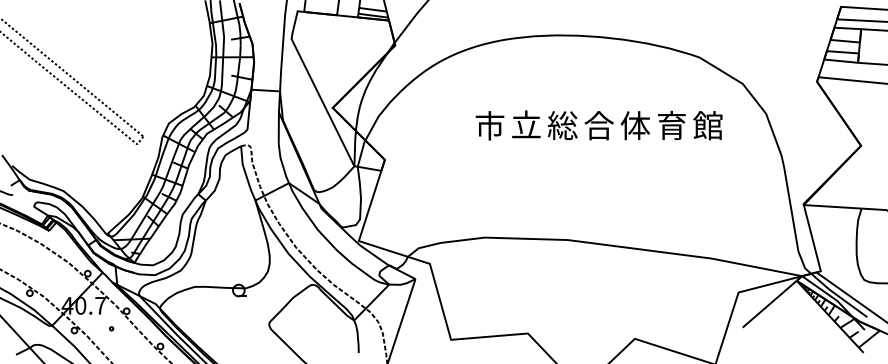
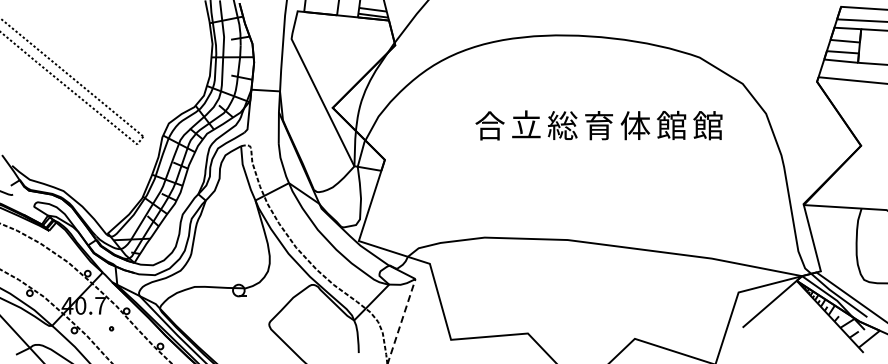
text: 市 -> 合 (489, 125)
text: 合 -> 育 (598, 125)
text: 育 -> 館 (671, 125)
line: solid -> dashed (401, 320)
